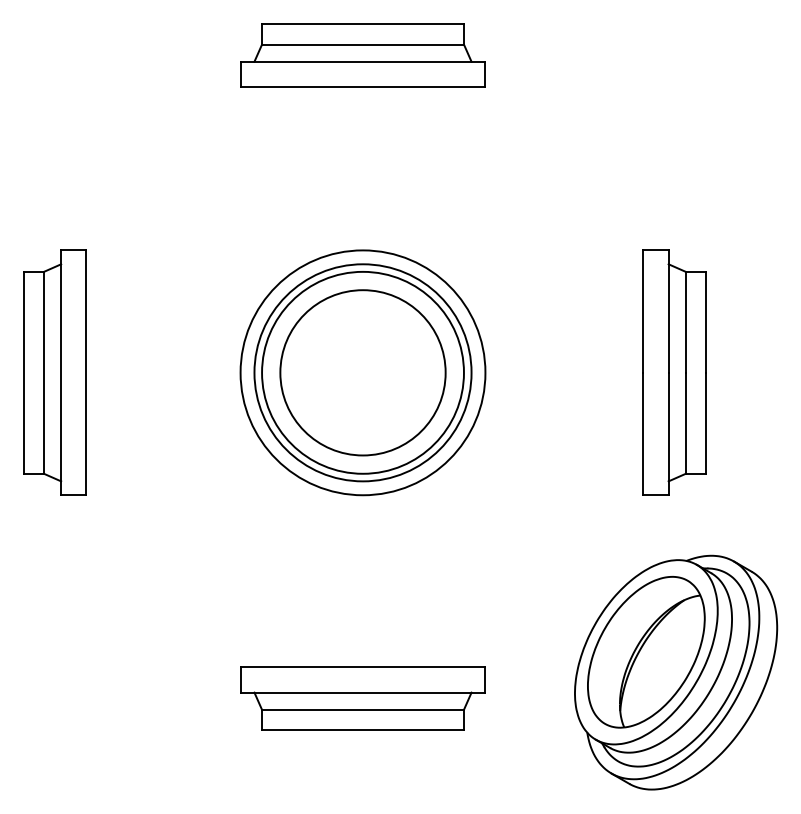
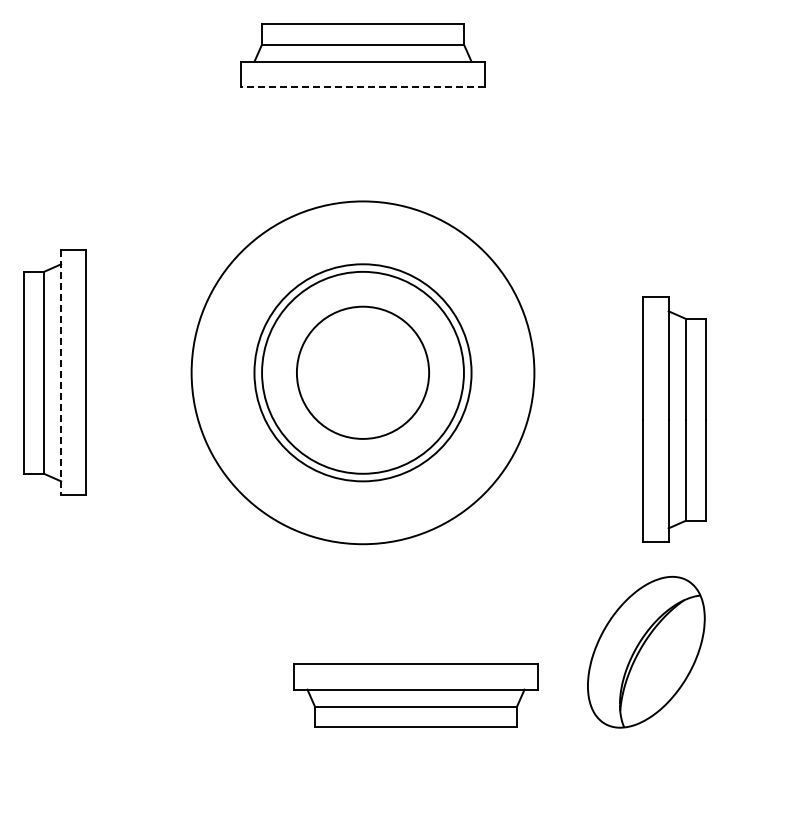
line: solid -> dashed (362, 86)
circle diameter: 165 px -> 132 px (362, 372)
circle diameter: 245 px -> 343 px (362, 372)
part position: (674, 372) -> (674, 419) (674, 419)
line: solid -> dashed (61, 373)
part: present -> none (676, 672)
part position: (362, 698) -> (415, 695) (415, 695)
